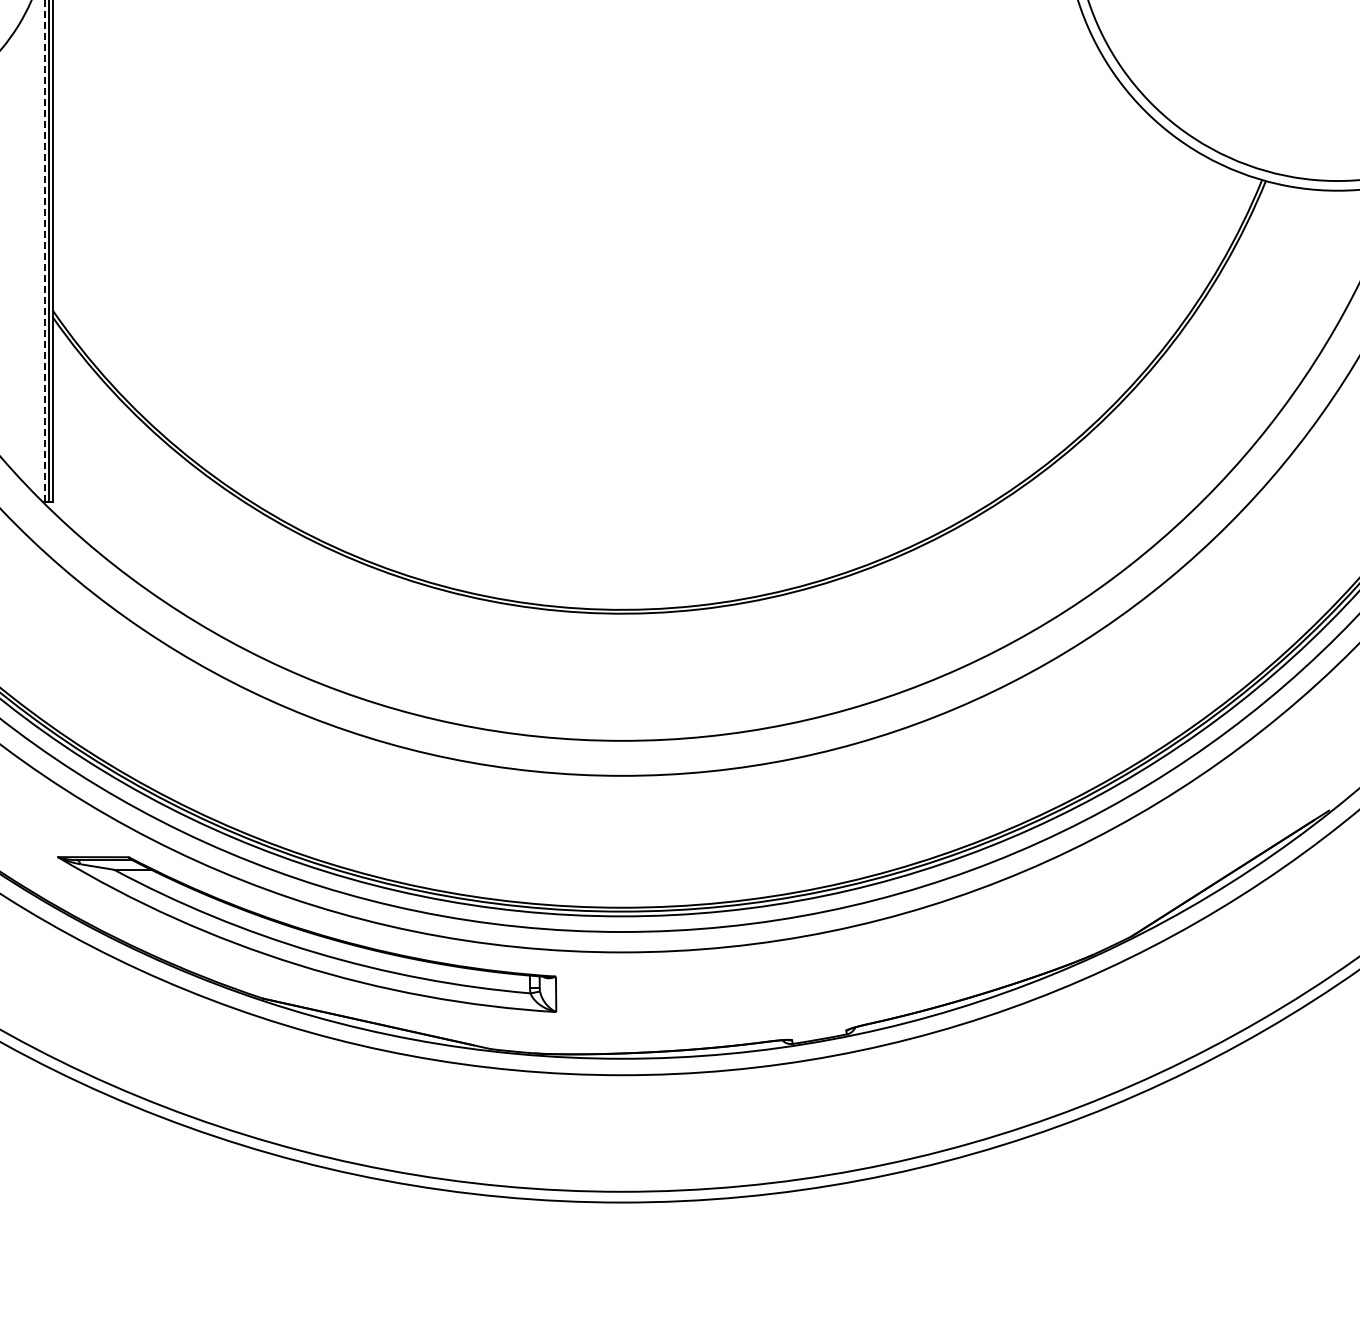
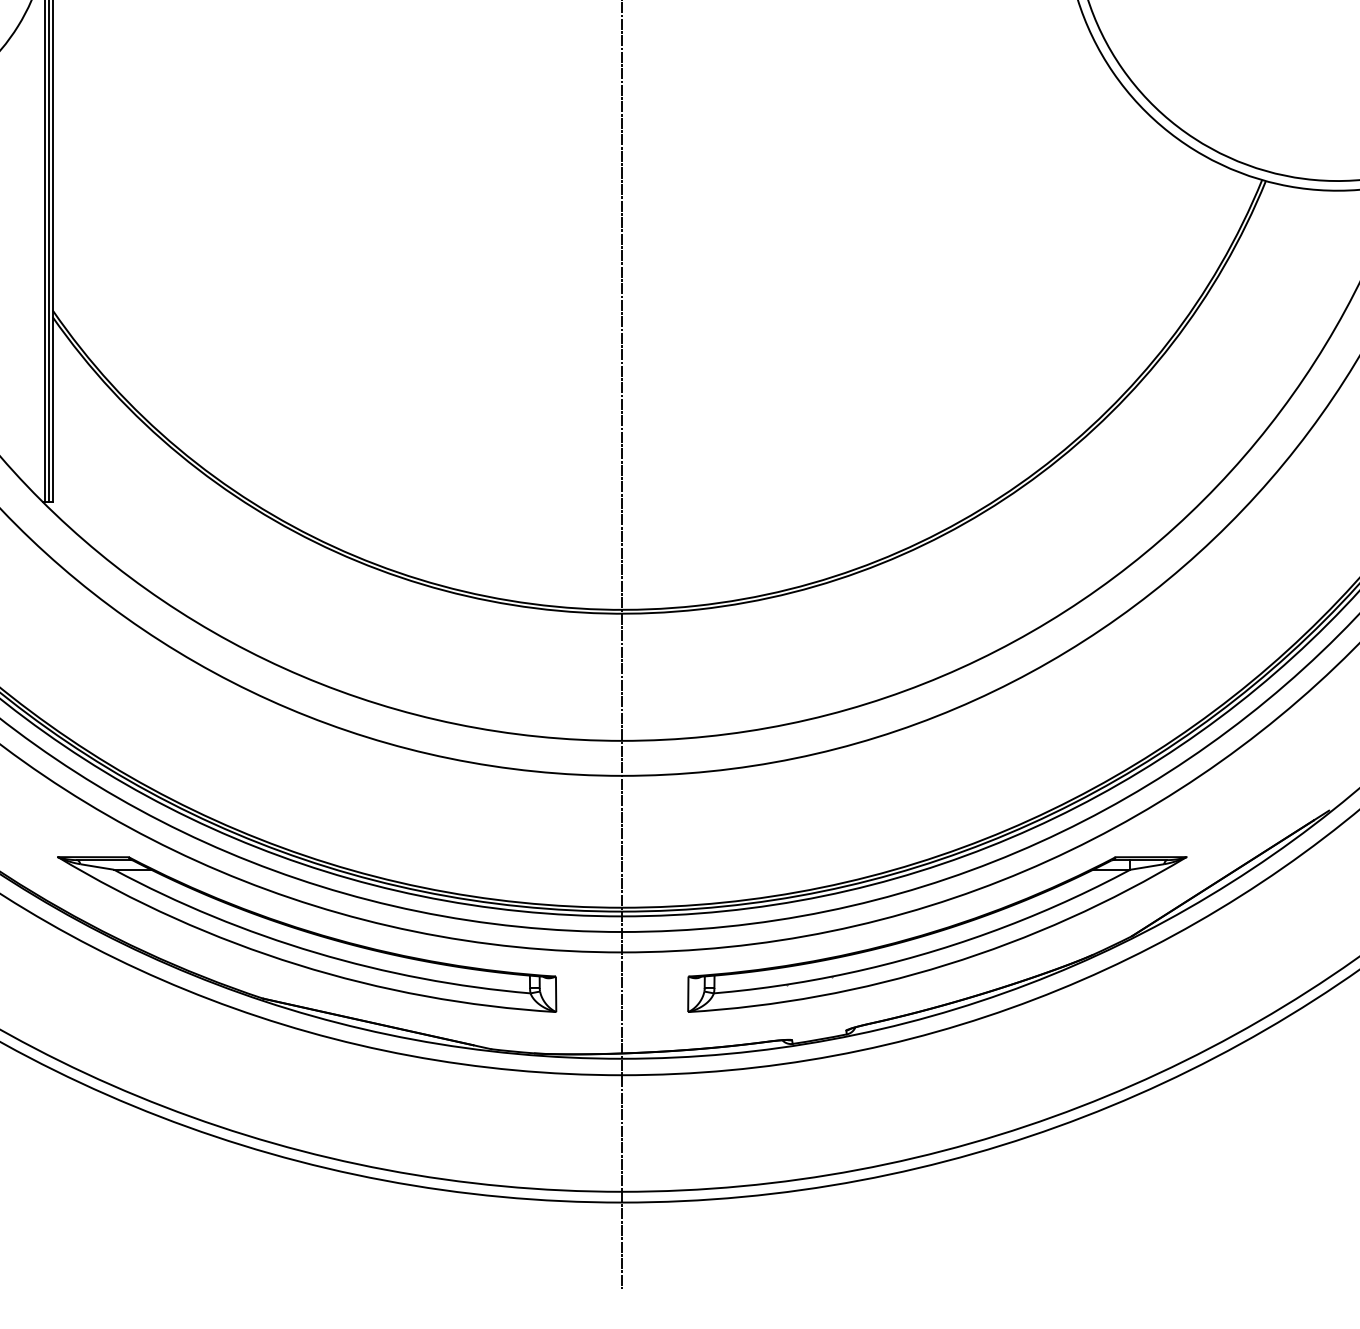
line: dashed -> solid (44, 250)
line: none -> present (622, 645)
part: none -> present (937, 934)
